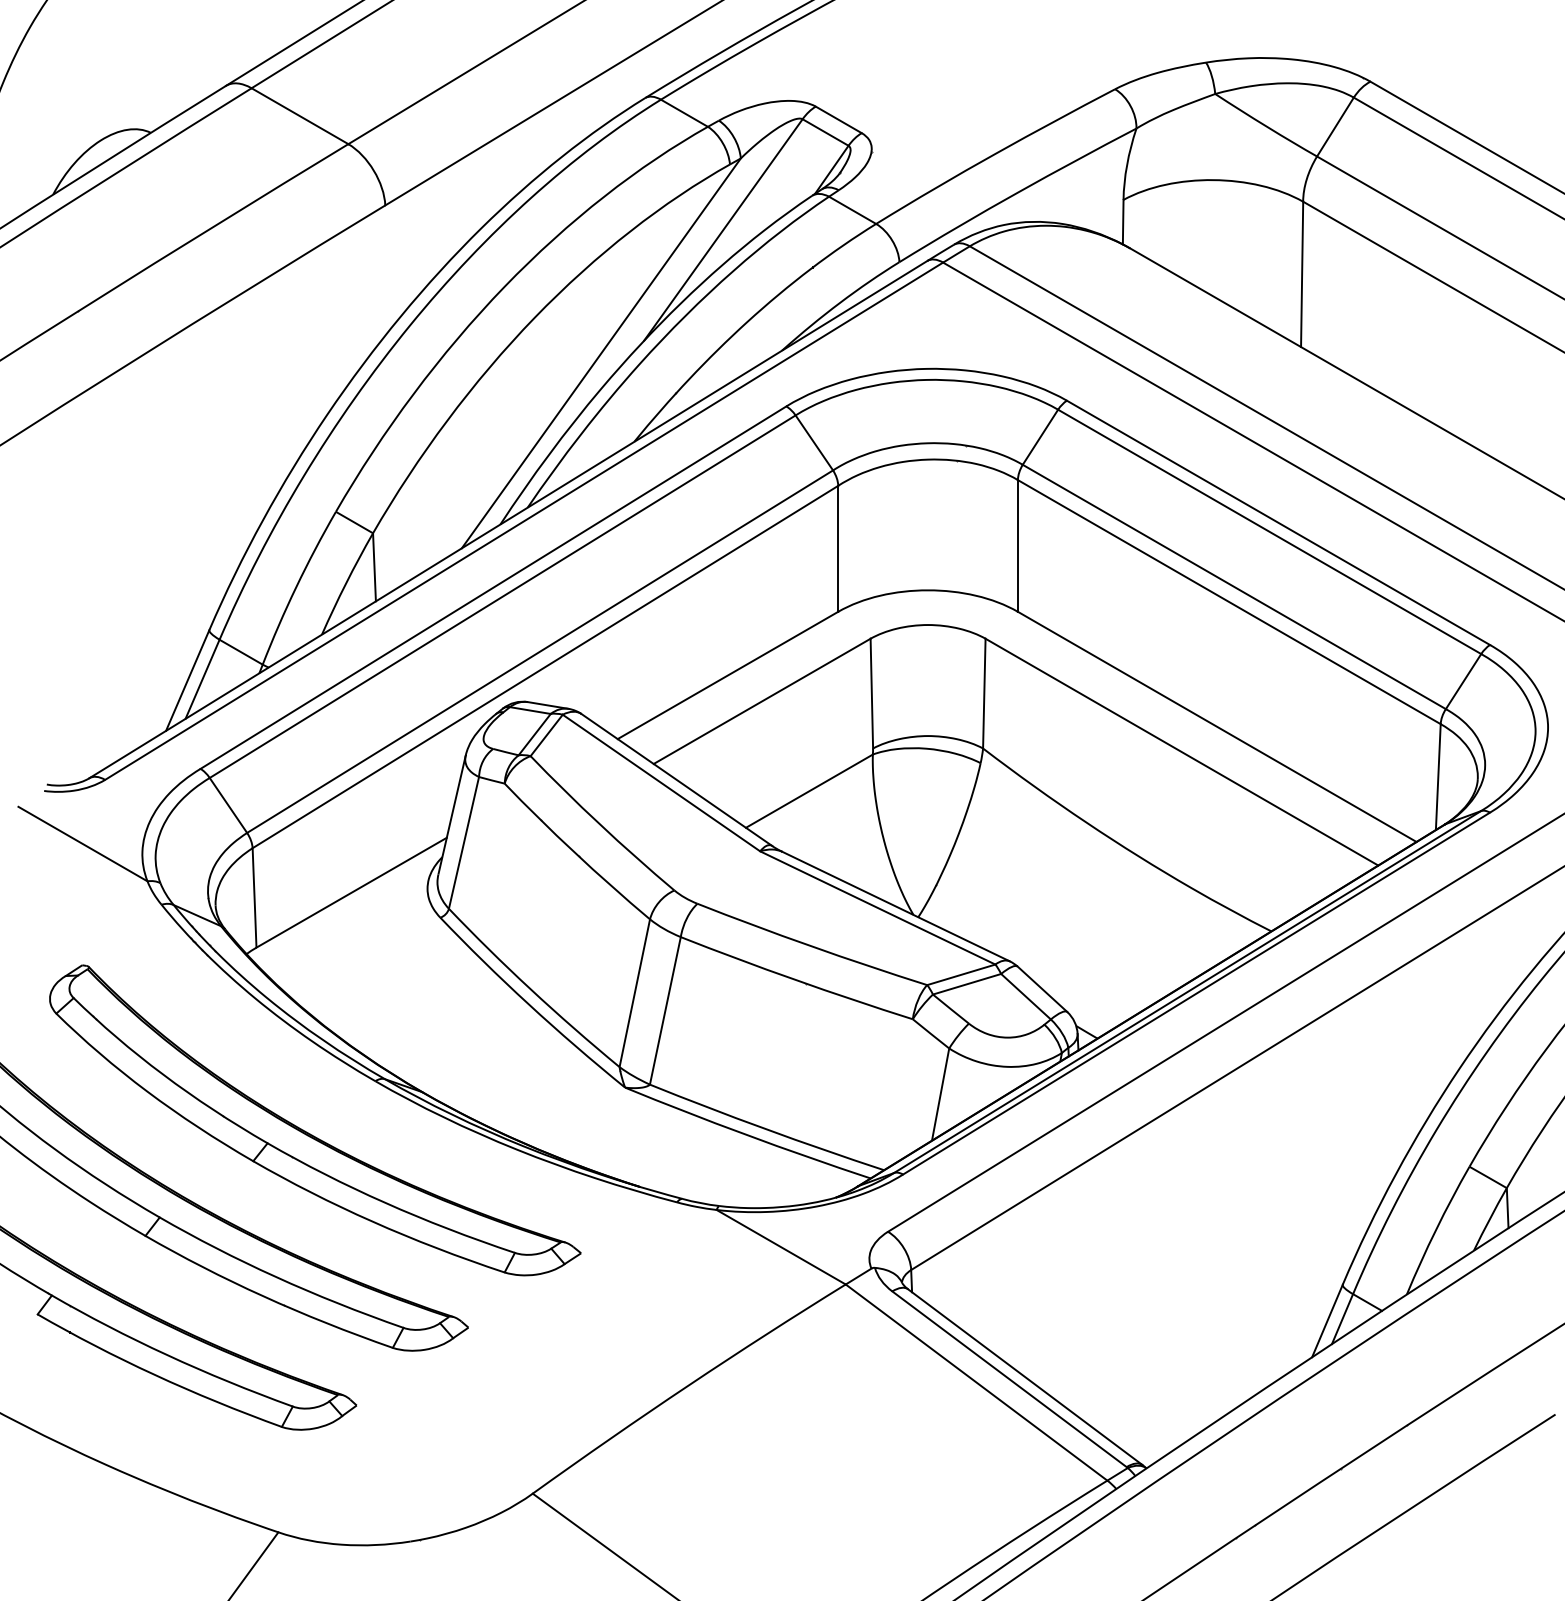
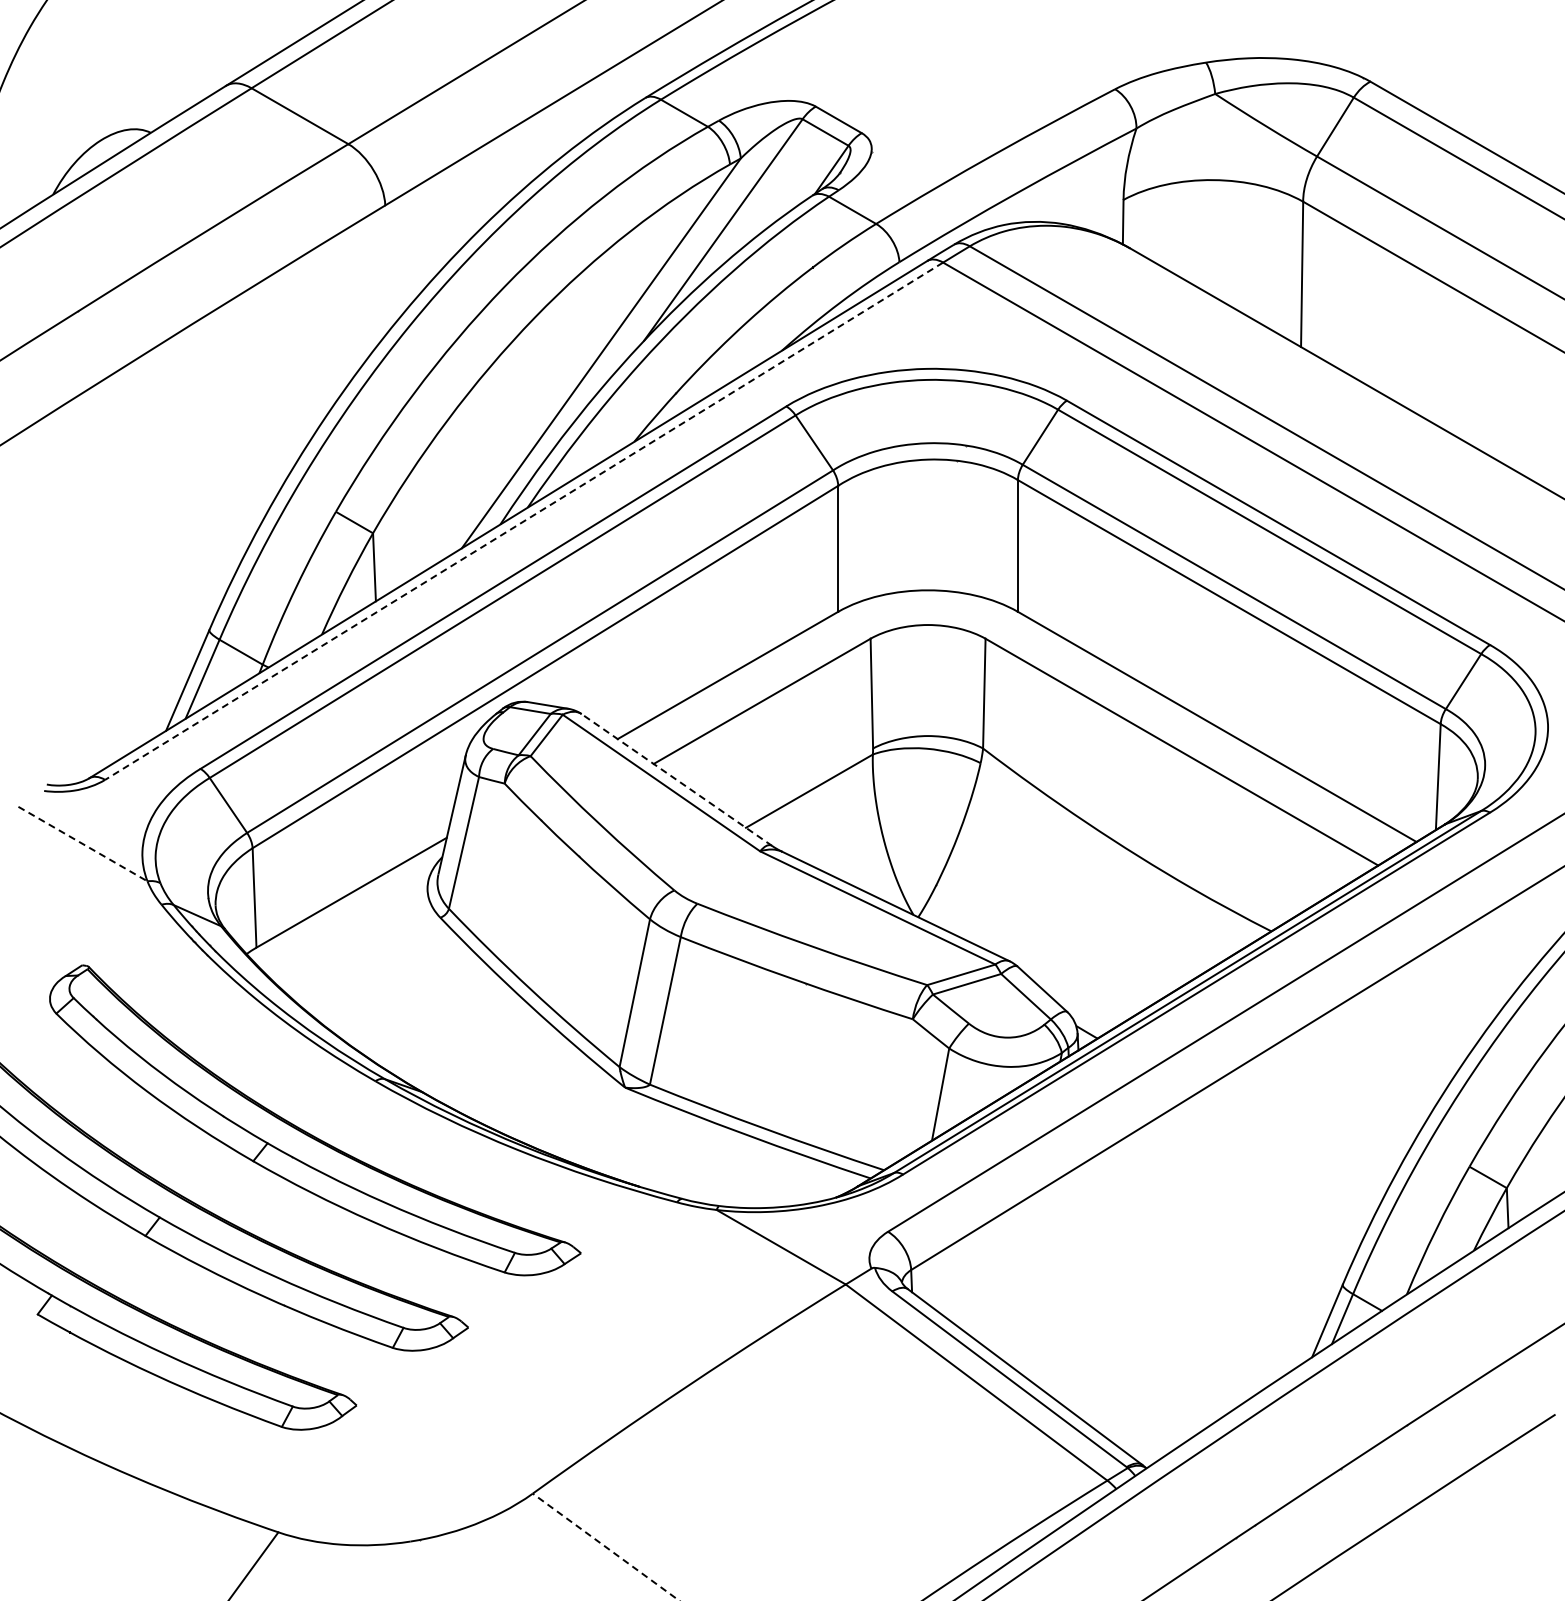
line: solid -> dashed (523, 521)
line: solid -> dashed (676, 780)
line: solid -> dashed (83, 844)
line: solid -> dashed (606, 1547)
